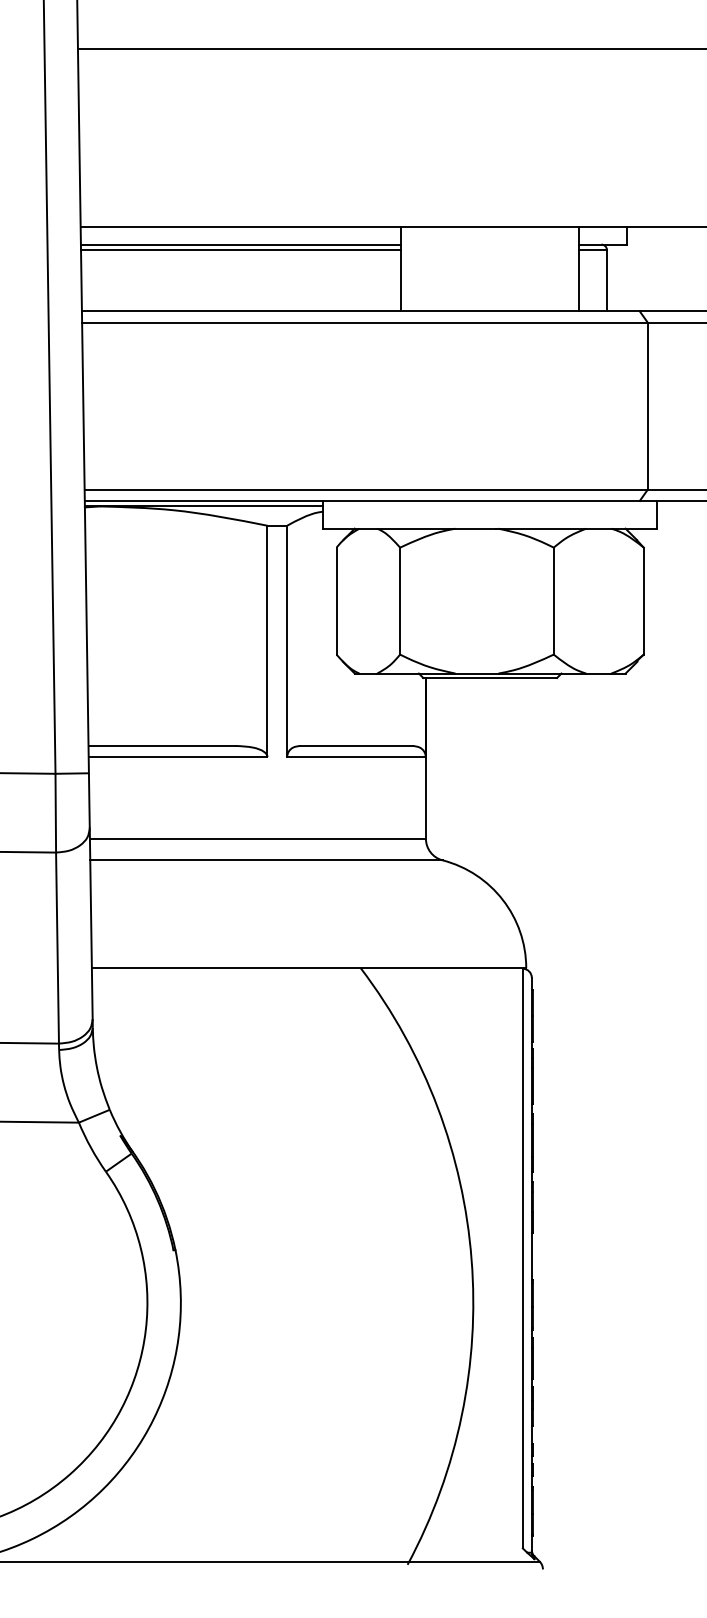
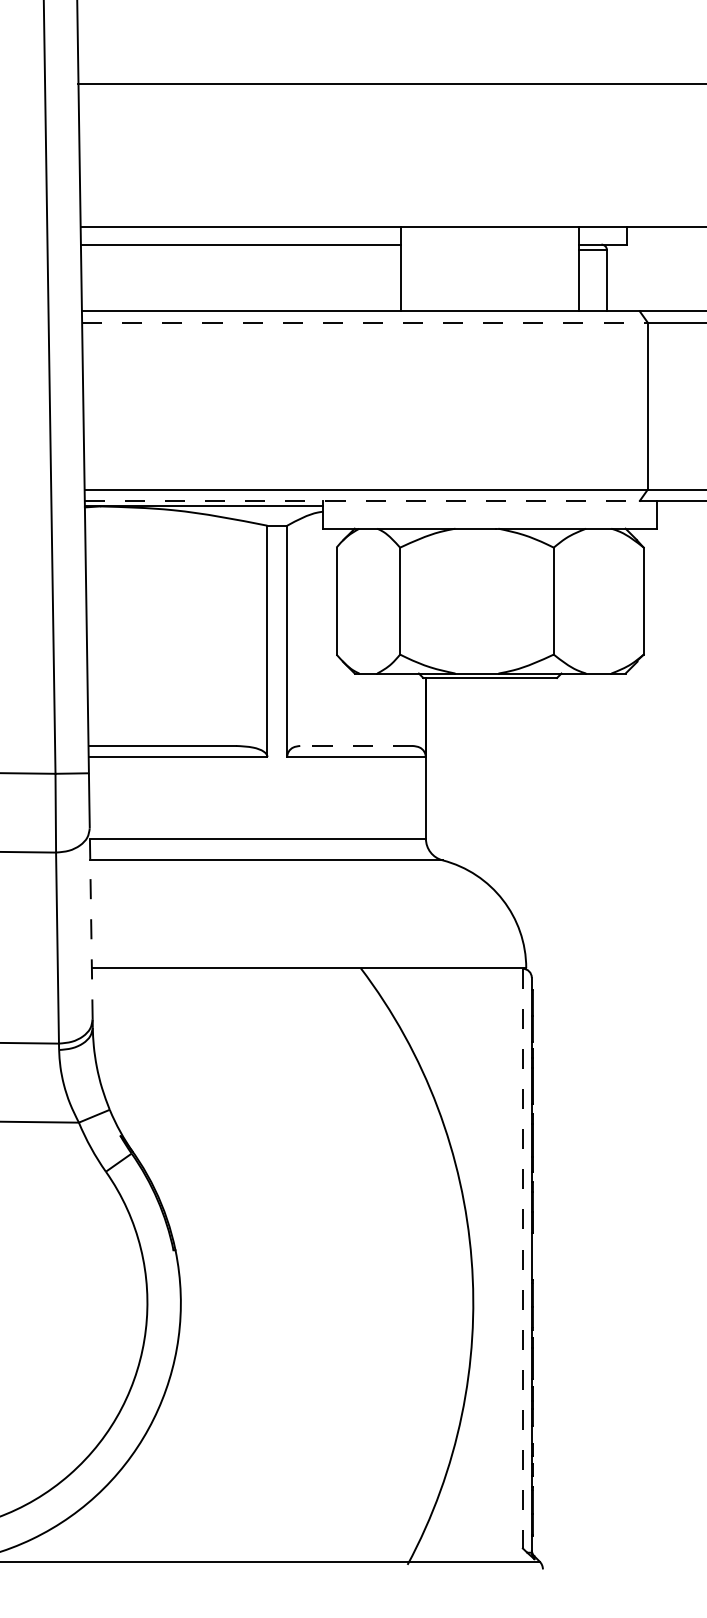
line position: (390, 48) -> (390, 83) (390, 83)
line: present -> none (241, 250)
line: solid -> dashed (364, 322)
line: solid -> dashed (362, 500)
line: solid -> dashed (356, 745)
line: solid -> dashed (91, 923)
line: solid -> dashed (522, 1258)
